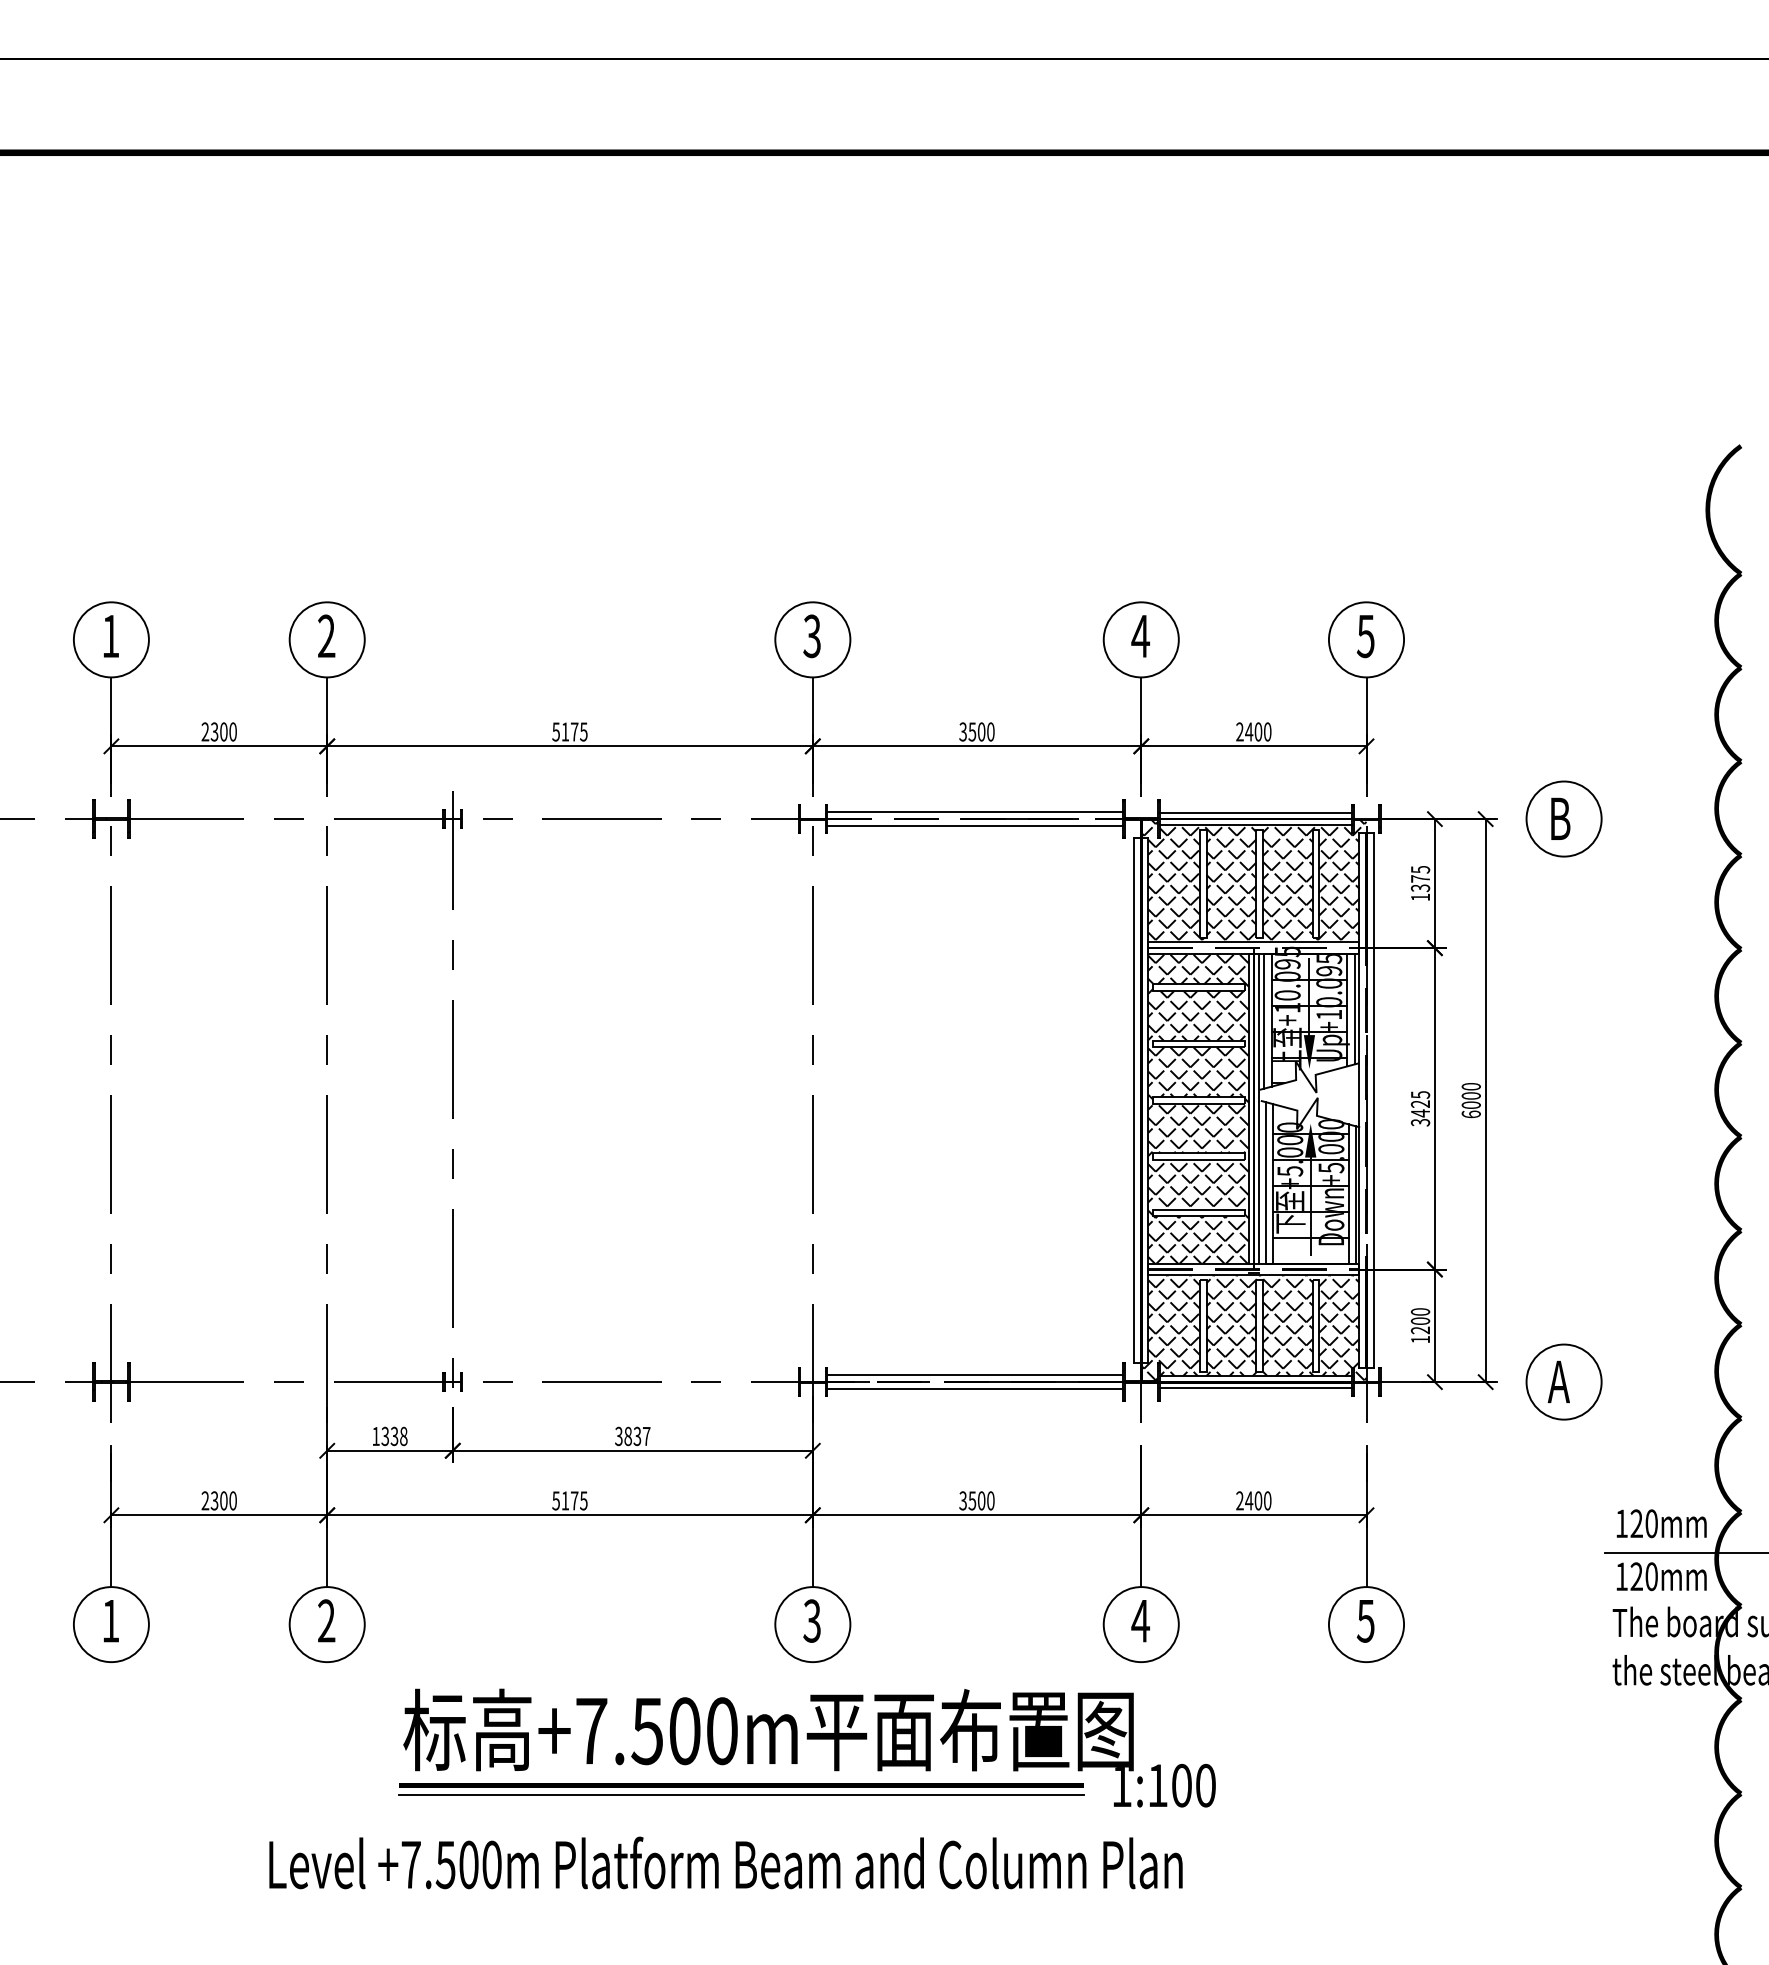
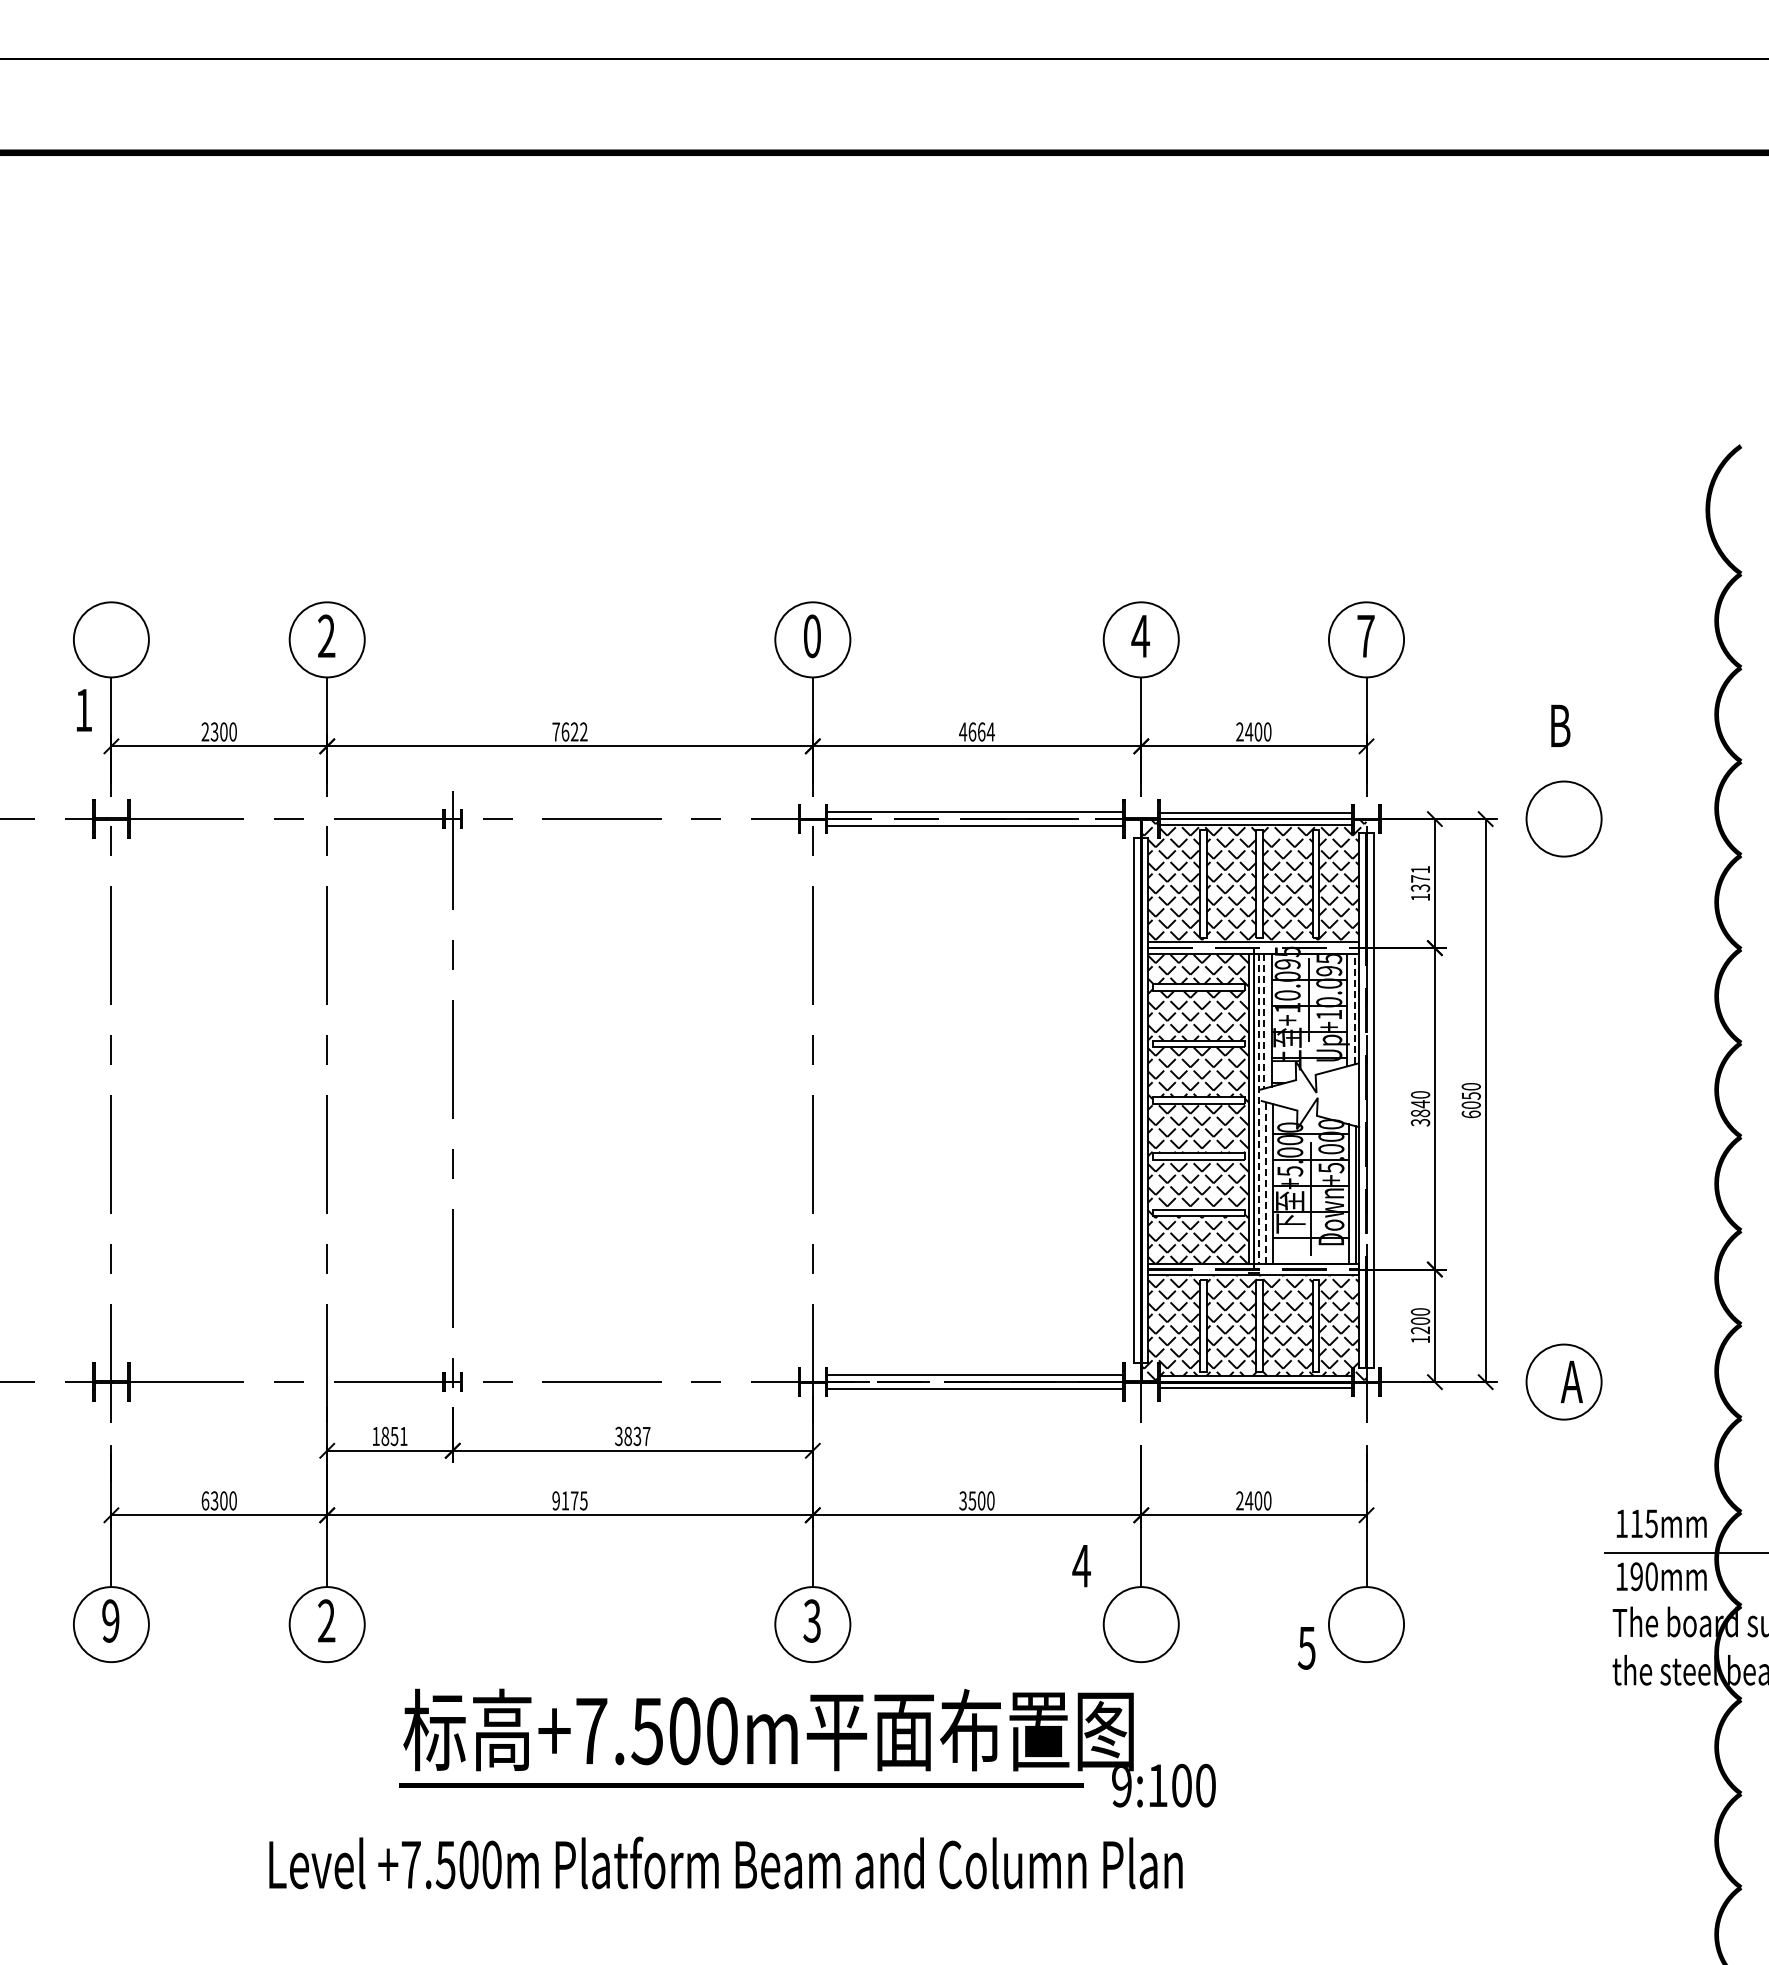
text position: (111, 636) -> (84, 710) (84, 710)
text: 3 -> 0 (811, 636)
text: 5 -> 7 (1365, 636)
text: 5175 -> 7622 (569, 731)
text: 3500 -> 4664 (976, 731)
text position: (1560, 818) -> (1560, 725) (1560, 725)
text: 1375 -> 1371 (1420, 869)
line: solid -> dashed (1354, 1008)
line: solid -> dashed (1264, 1021)
fill: present -> none (1309, 1051)
text: 6000 -> 6050 (1470, 1095)
text: 3425 -> 3840 (1420, 1104)
line: solid -> dashed (1258, 1108)
fill: present -> none (1310, 1140)
line: solid -> dashed (1265, 1182)
text position: (1558, 1381) -> (1571, 1381) (1571, 1381)
text: 1338 -> 1851 (394, 1436)
text: 2300 -> 6300 (205, 1500)
text: 5175 -> 9175 (555, 1500)
text: 120mm -> 115mm (1643, 1523)
text: 120mm -> 190mm (1636, 1576)
text: 1 -> 9 (110, 1620)
text position: (1140, 1621) -> (1081, 1566) (1081, 1566)
text position: (1365, 1621) -> (1306, 1648) (1306, 1648)
text: 1:100 -> 9:100 (1121, 1787)
line: present -> none (741, 1795)
